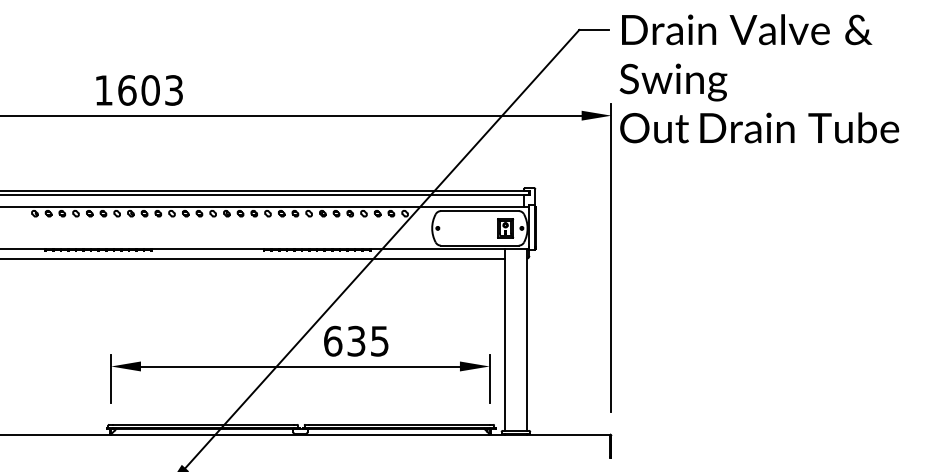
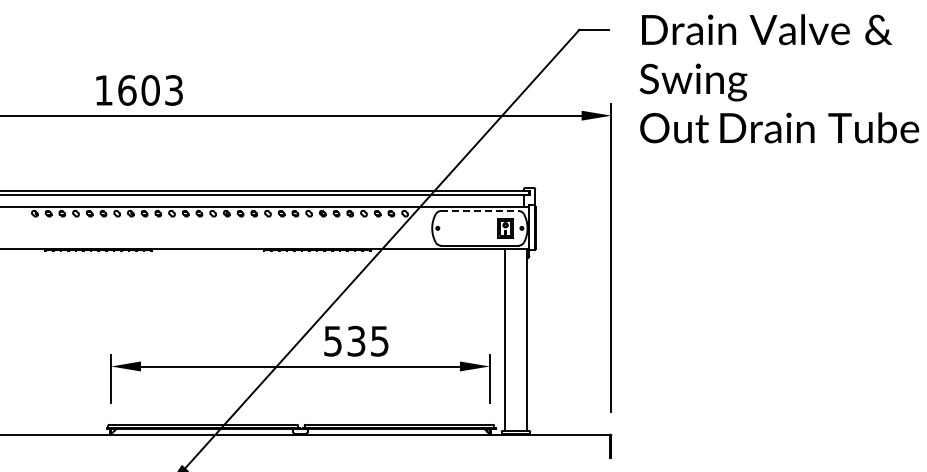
text position: (759, 78) -> (779, 78) (779, 78)
line: solid -> dashed (479, 211)
line: present -> none (253, 258)
text: 635 -> 535 (333, 340)
